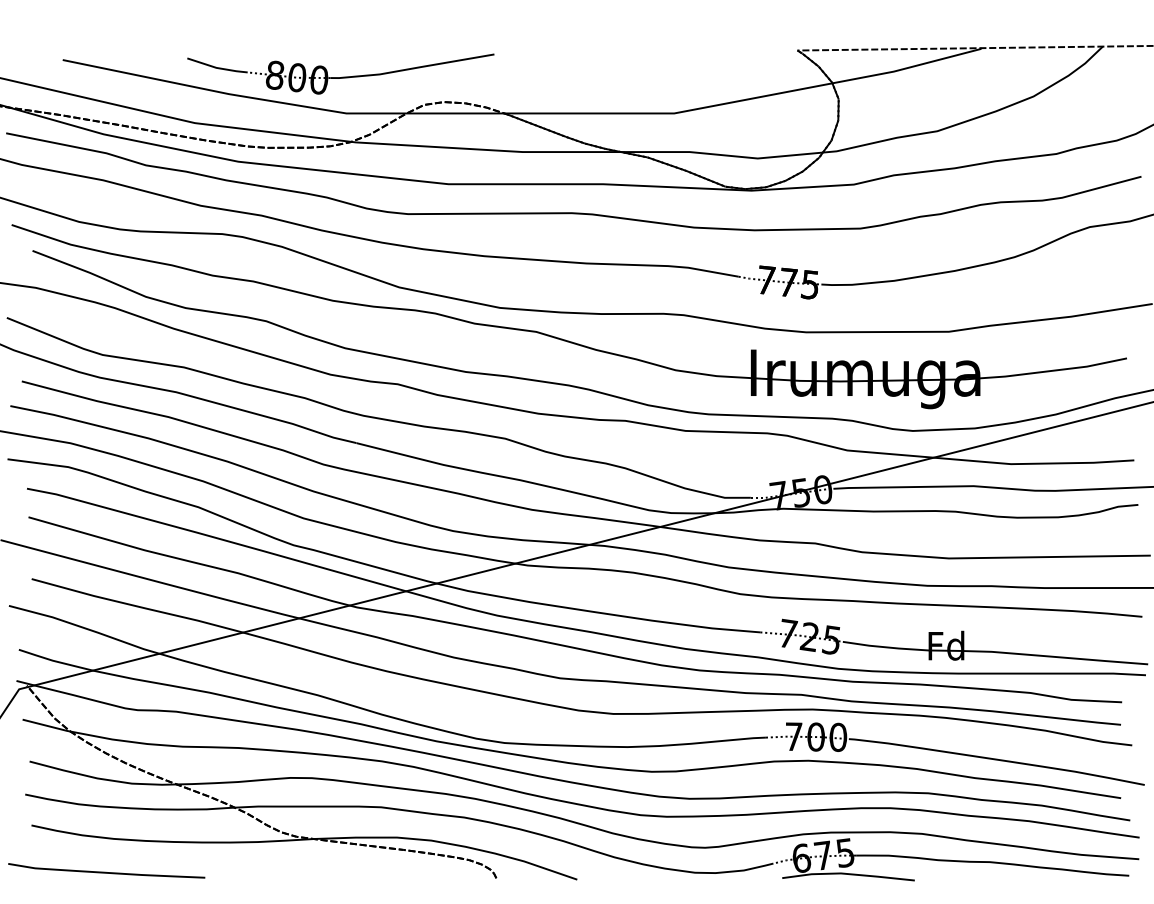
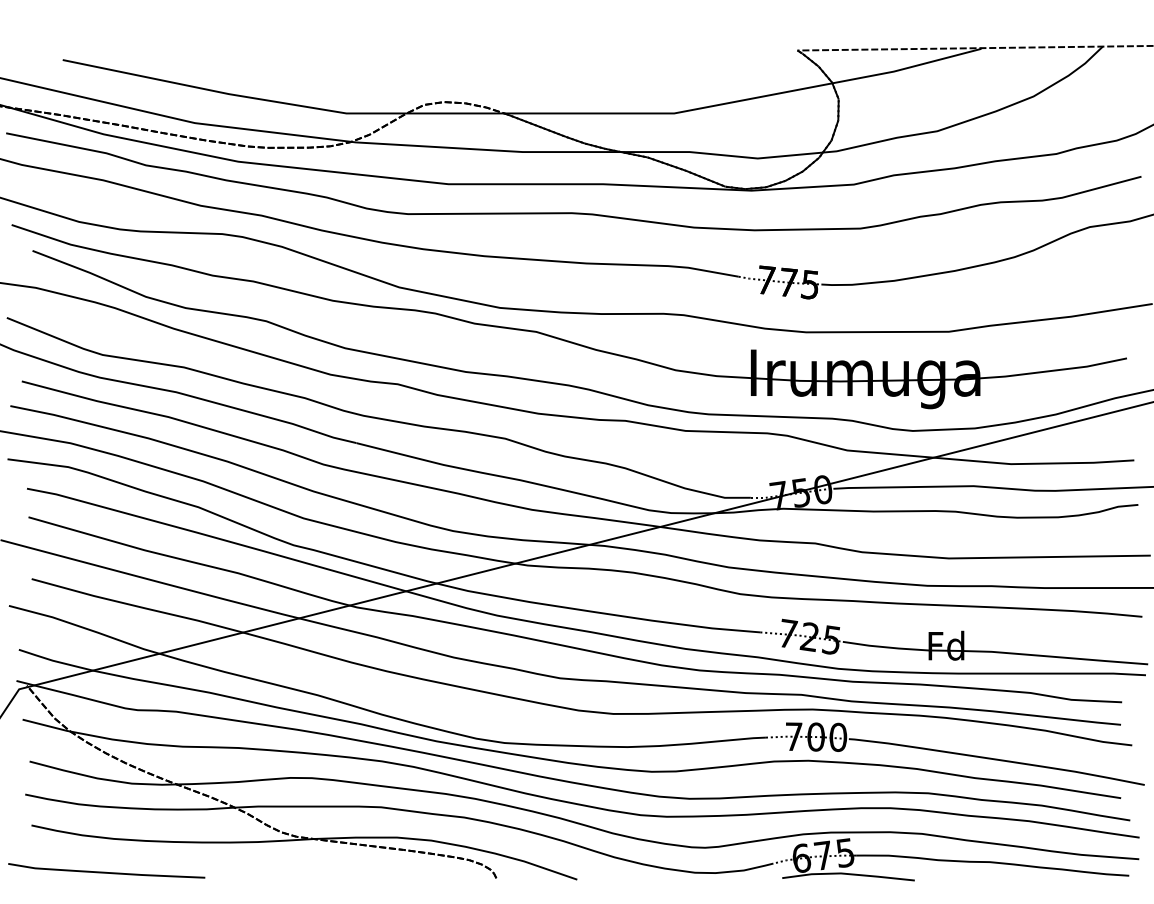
part: present -> none (340, 73)
